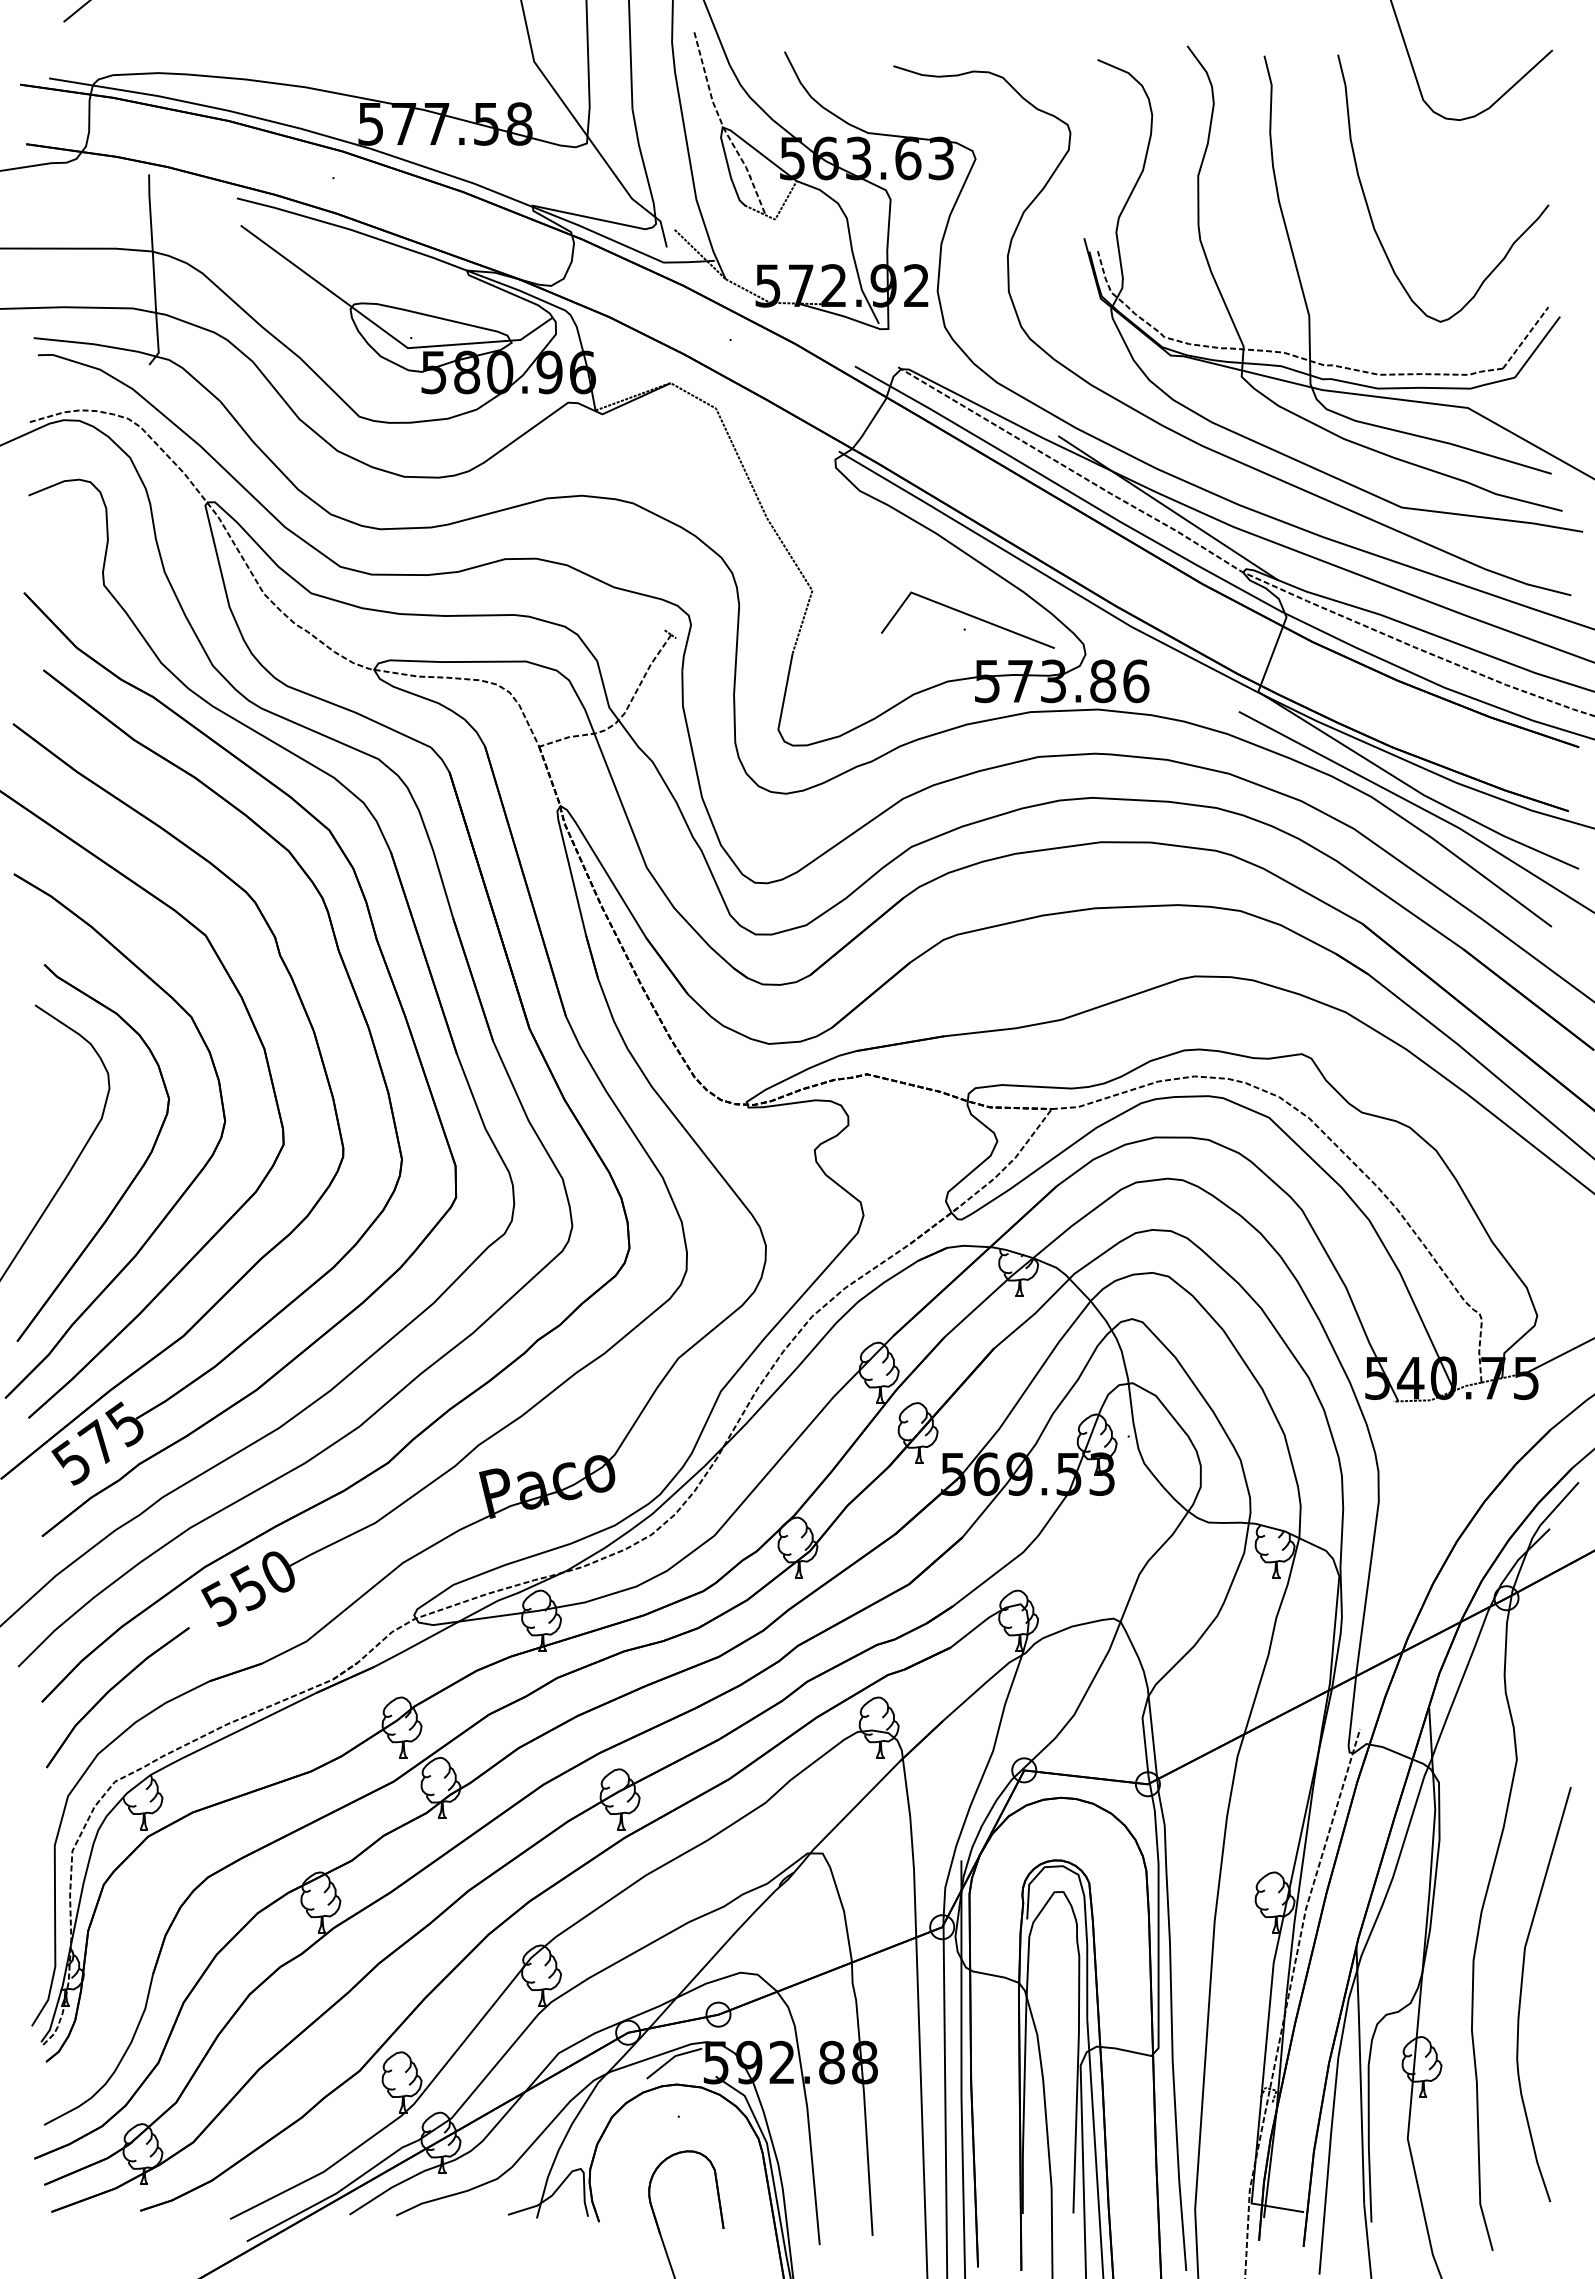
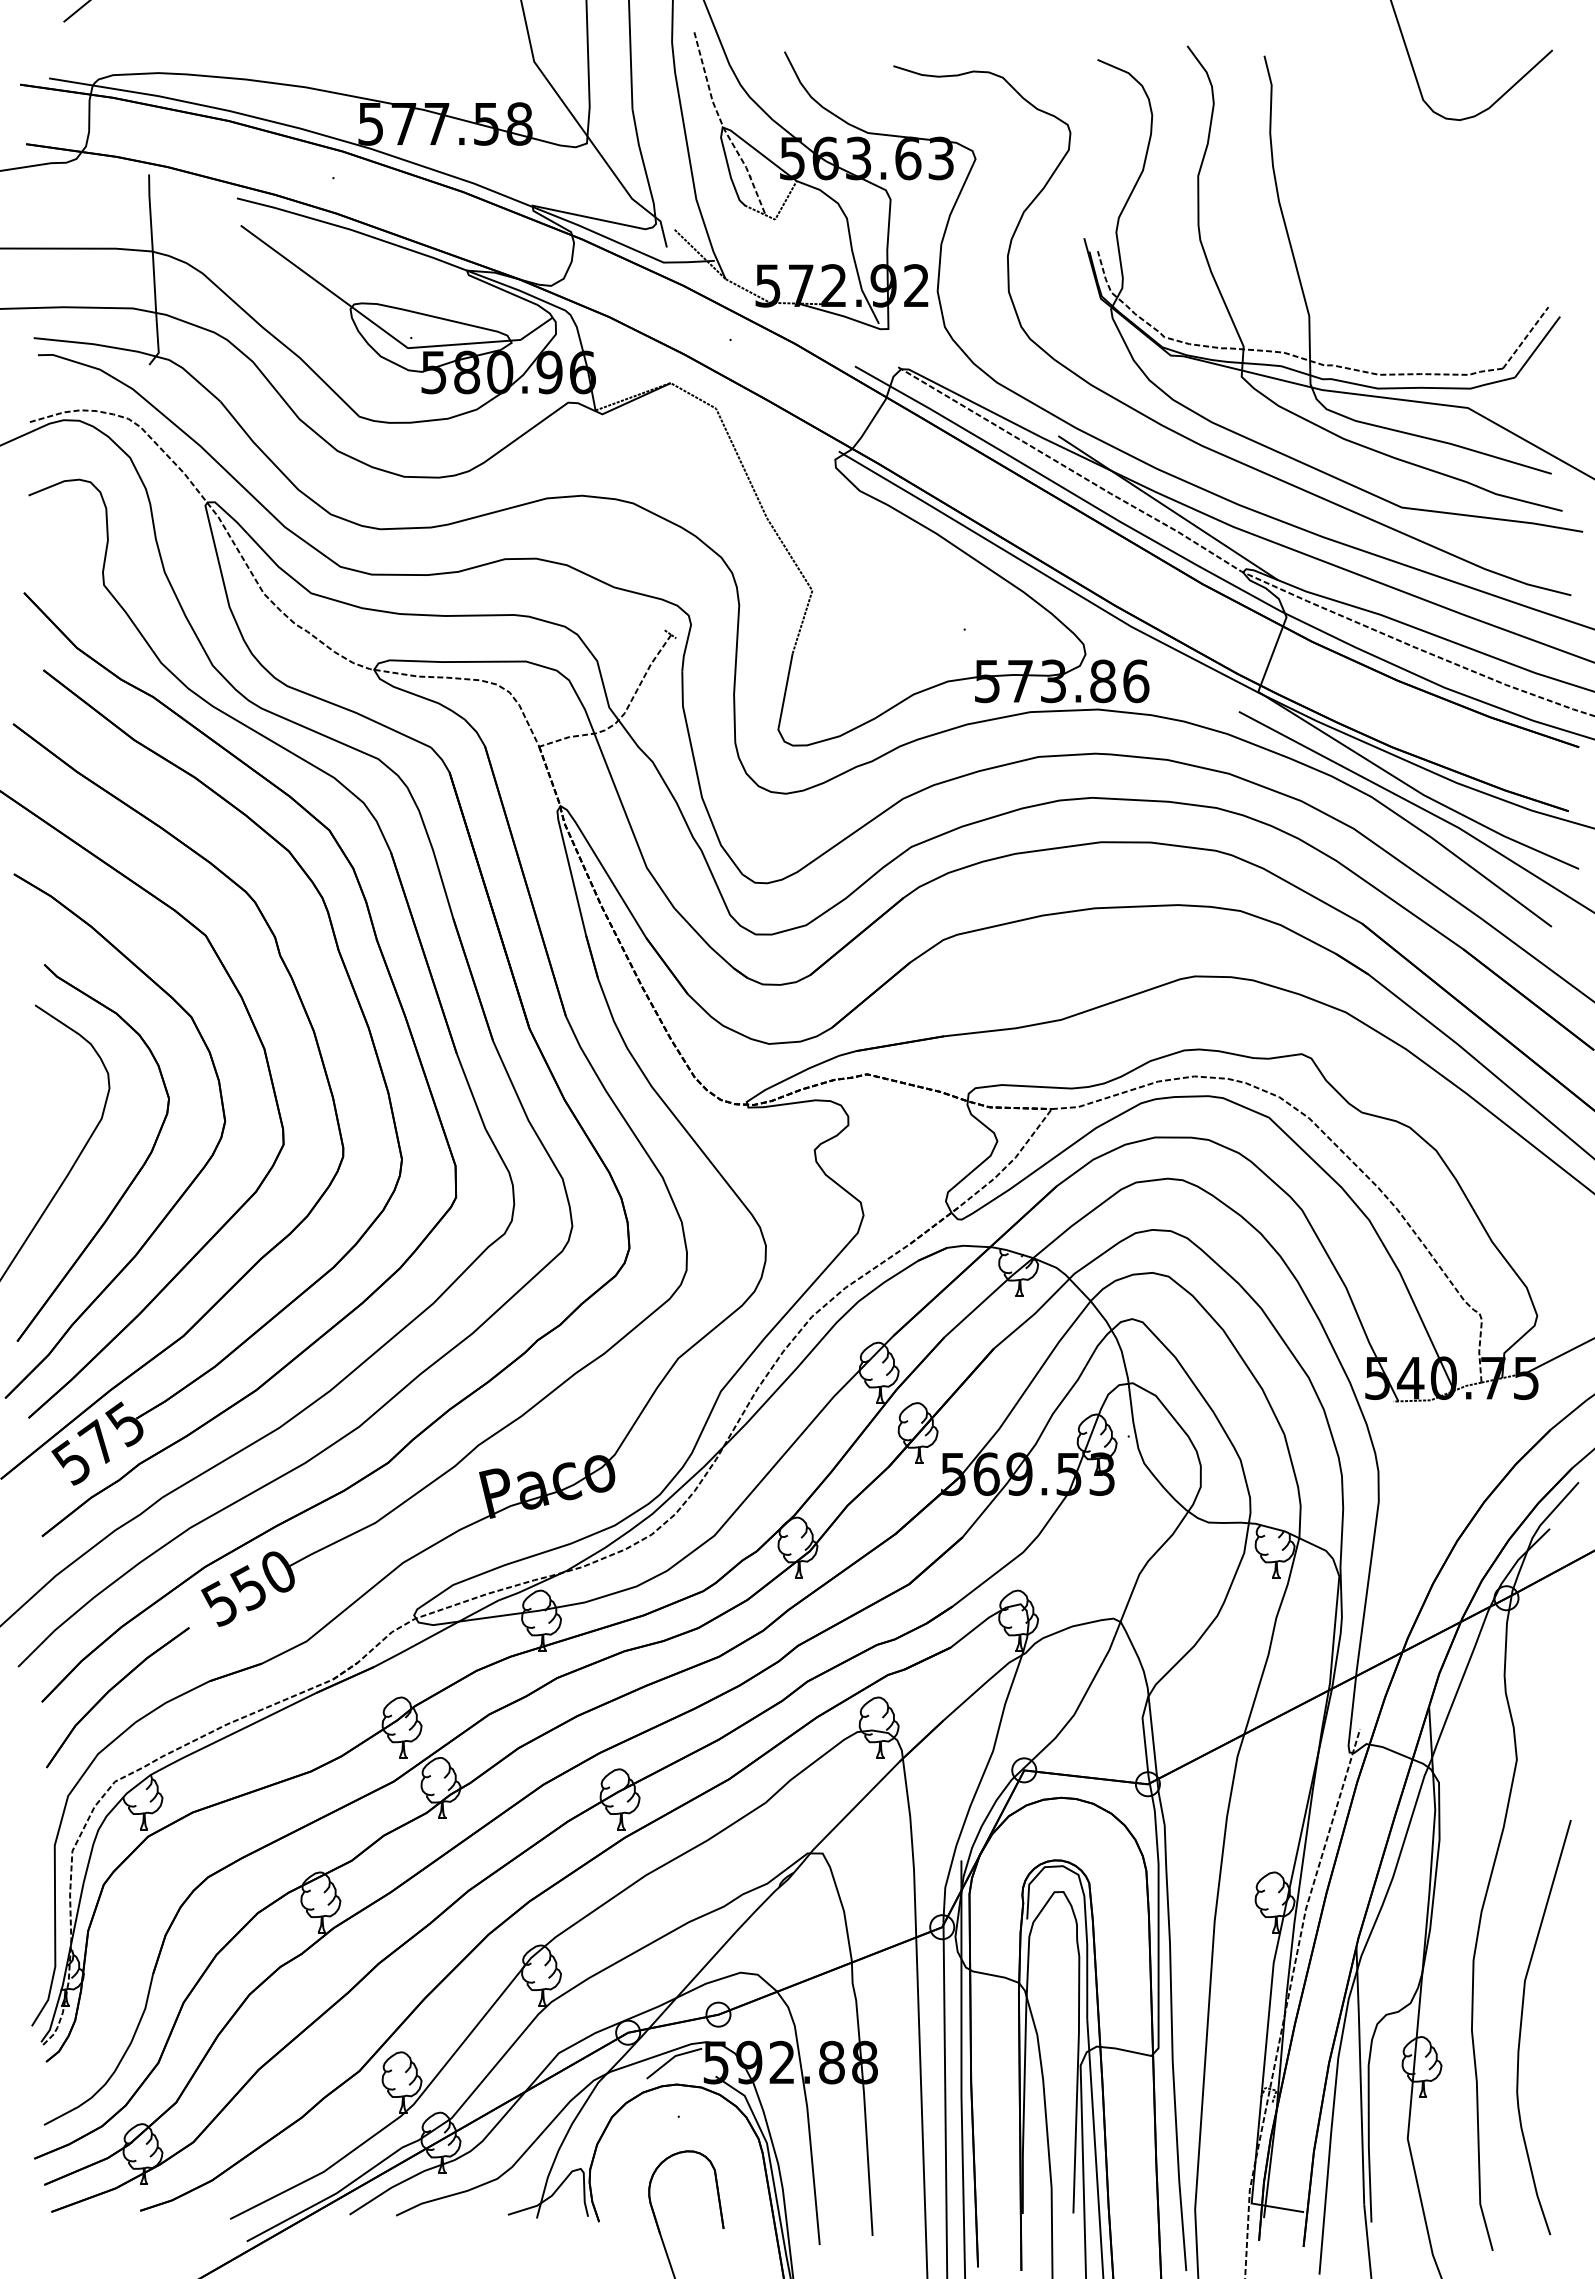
curve: present -> none (1369, 208)
line: present -> none (969, 616)
curve position: (1522, 1988) -> (1522, 2021) (1522, 2021)
